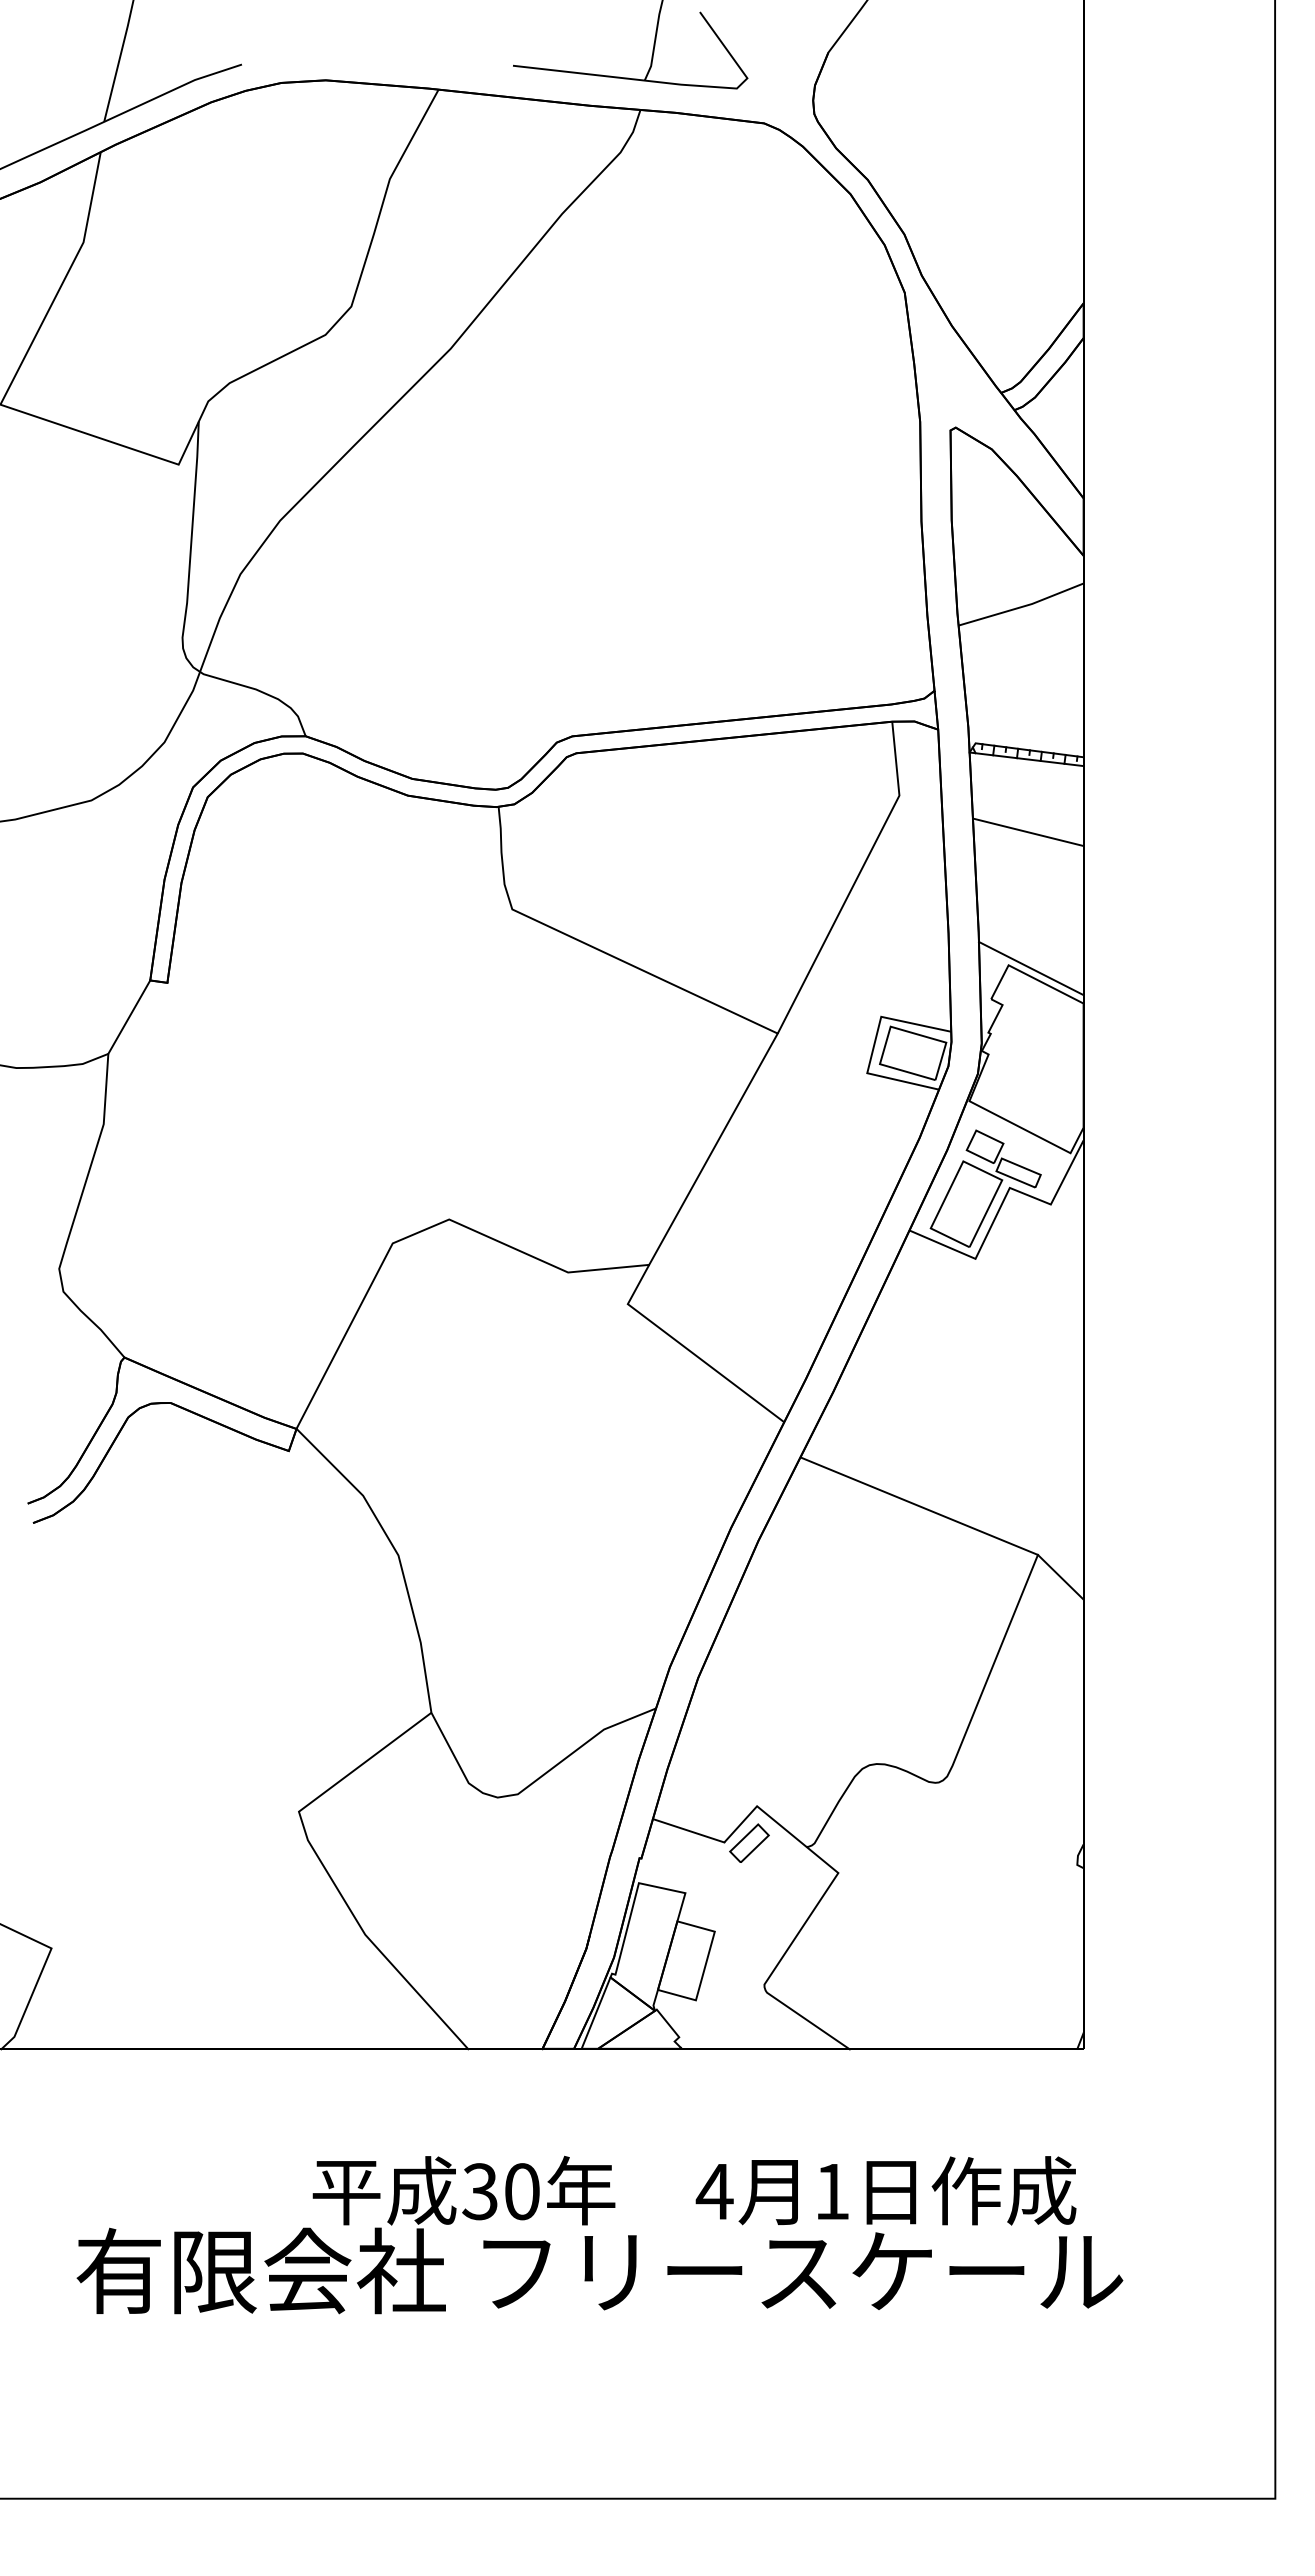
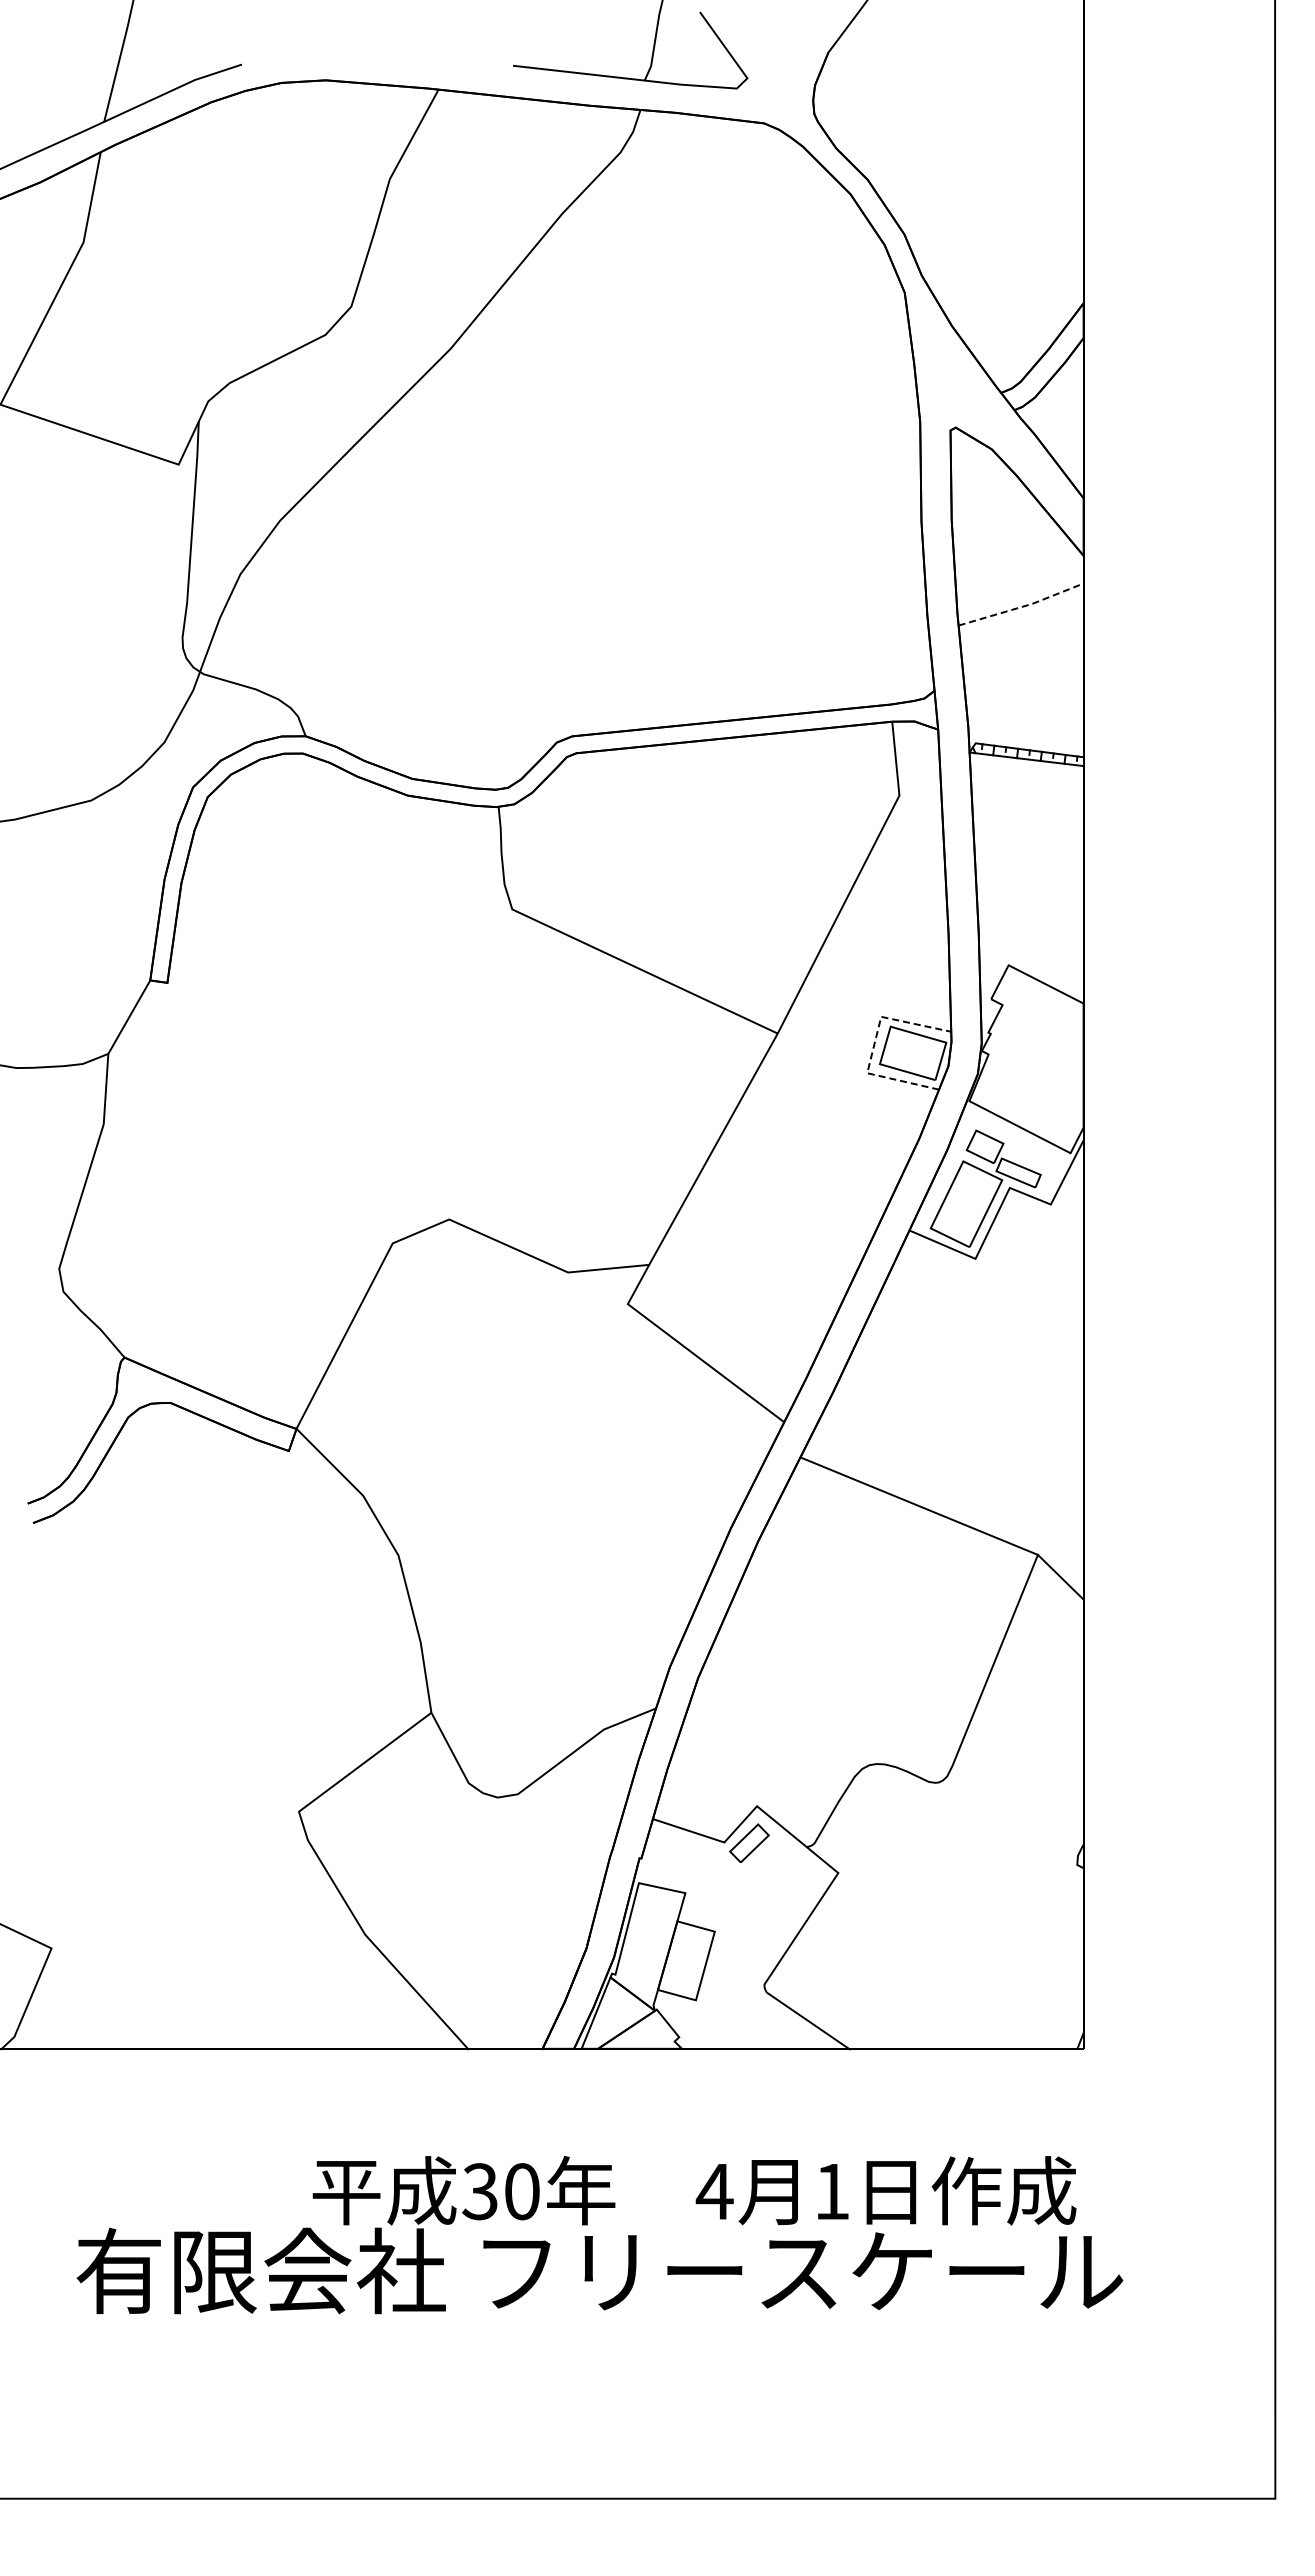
line: solid -> dashed (1022, 606)
line: present -> none (1027, 832)
line: present -> none (1030, 968)
line: solid -> dashed (874, 1045)
